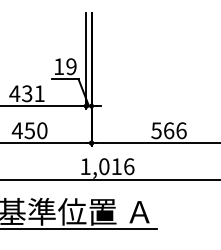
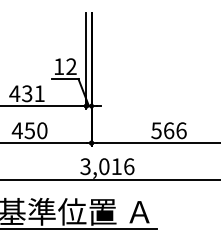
text: 19 -> 12 (71, 66)
text: 1,016 -> 3,016 (85, 166)
